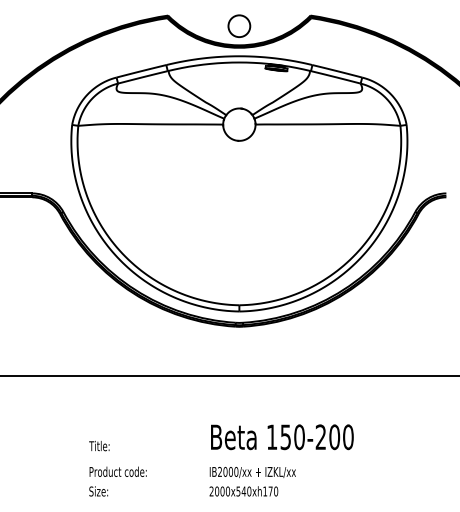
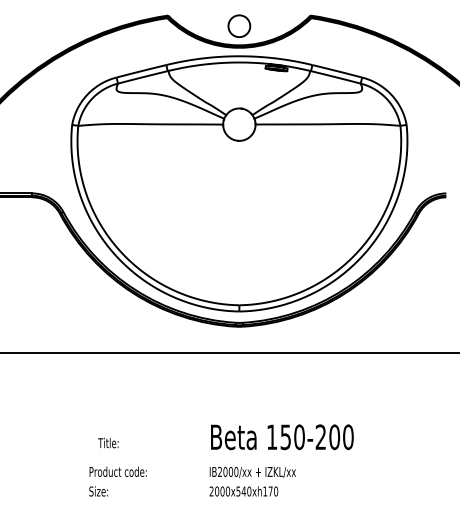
line position: (229, 375) -> (229, 352) (229, 352)
text position: (99, 446) -> (108, 443) (108, 443)
